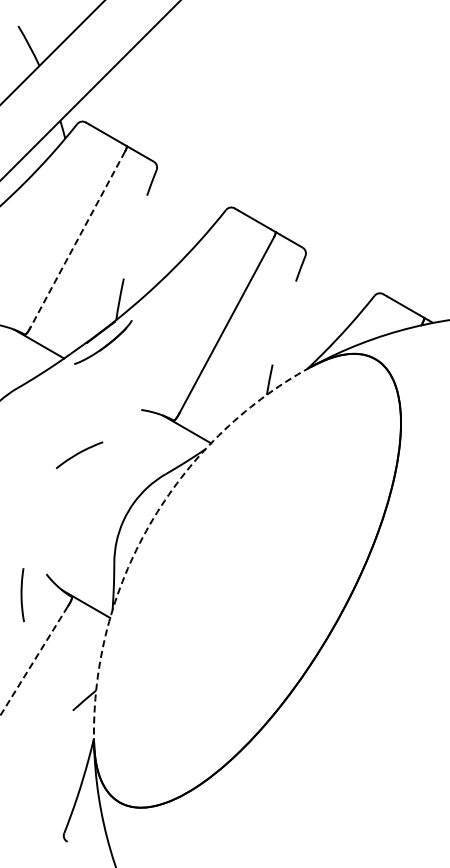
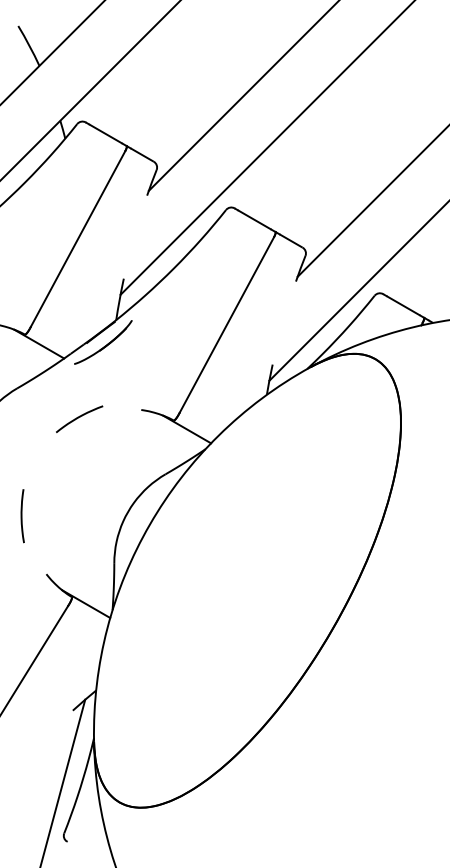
line: none -> present (242, 96)
line: none -> present (266, 148)
line: none -> present (371, 201)
line: dashed -> solid (77, 239)
line: none -> present (357, 291)
curve position: (78, 454) -> (78, 418) (78, 418)
arc: dashed -> solid (149, 524)
curve position: (22, 595) -> (22, 516) (22, 516)
line: dashed -> solid (33, 661)
line: none -> present (63, 781)
